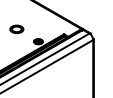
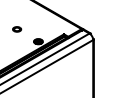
part size: 16x10 px -> 11x7 px (17, 29)
